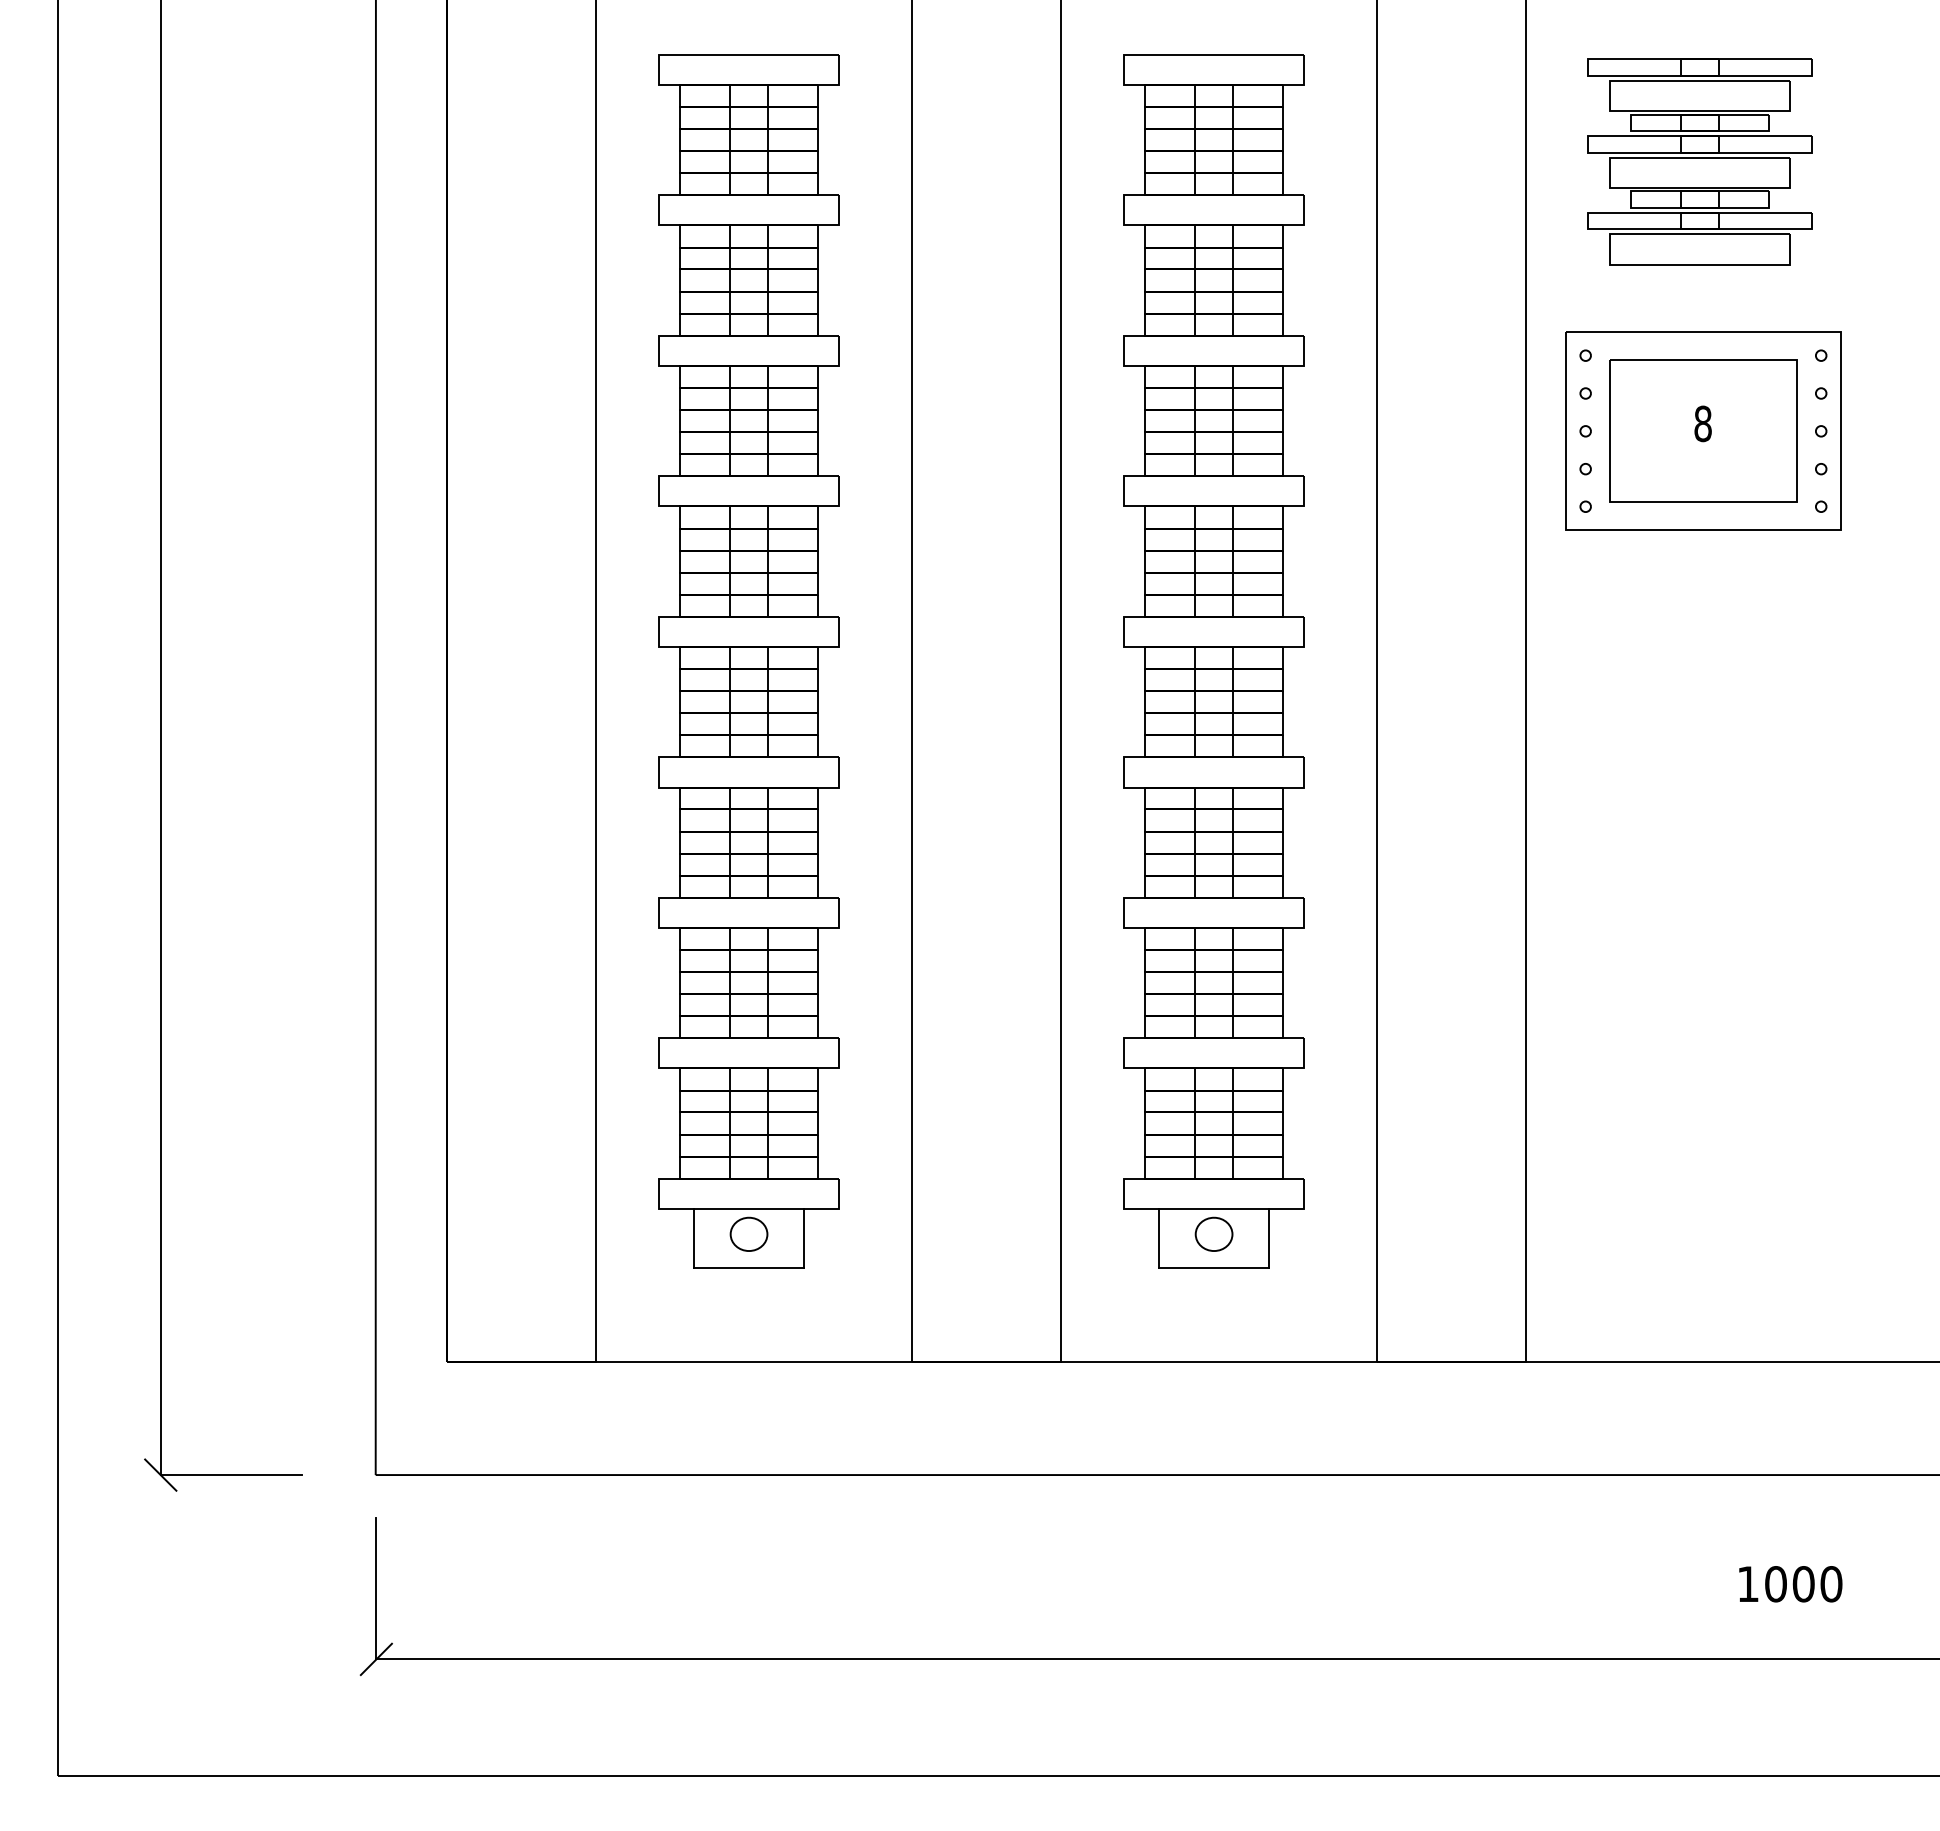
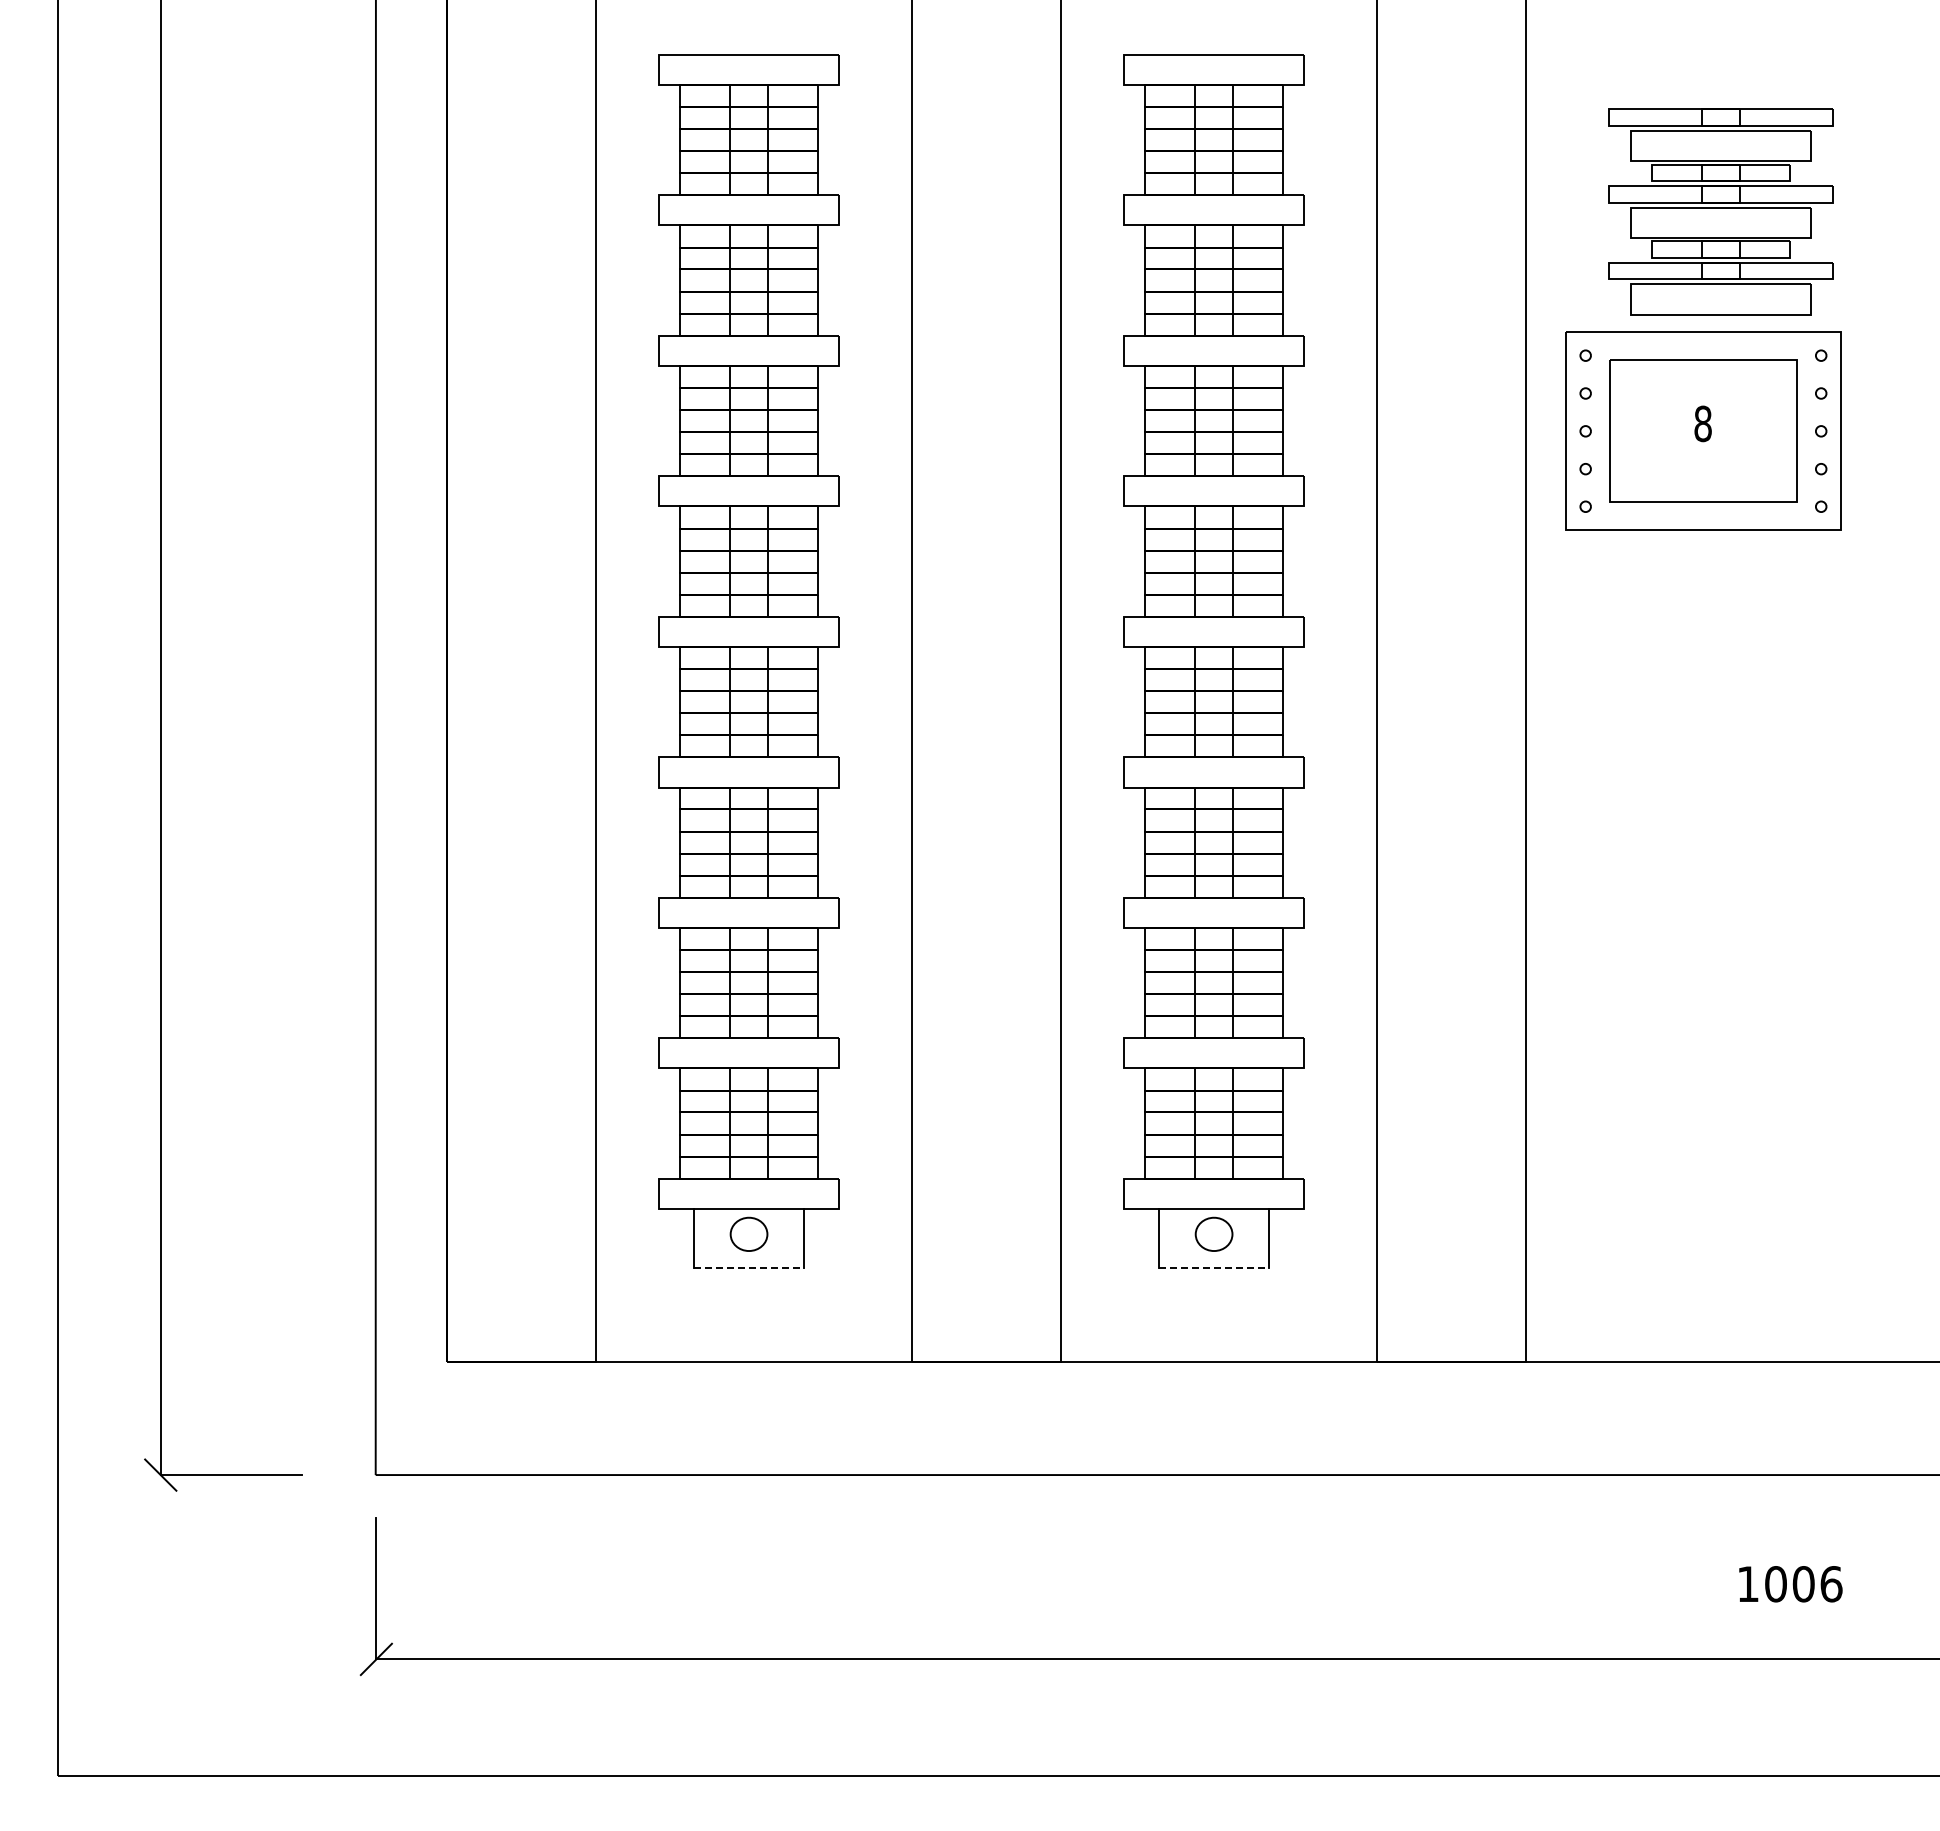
part position: (1699, 161) -> (1720, 211) (1720, 211)
line: solid -> dashed (749, 1268)
line: solid -> dashed (1214, 1268)
text: 1000 -> 1006 (1831, 1584)
